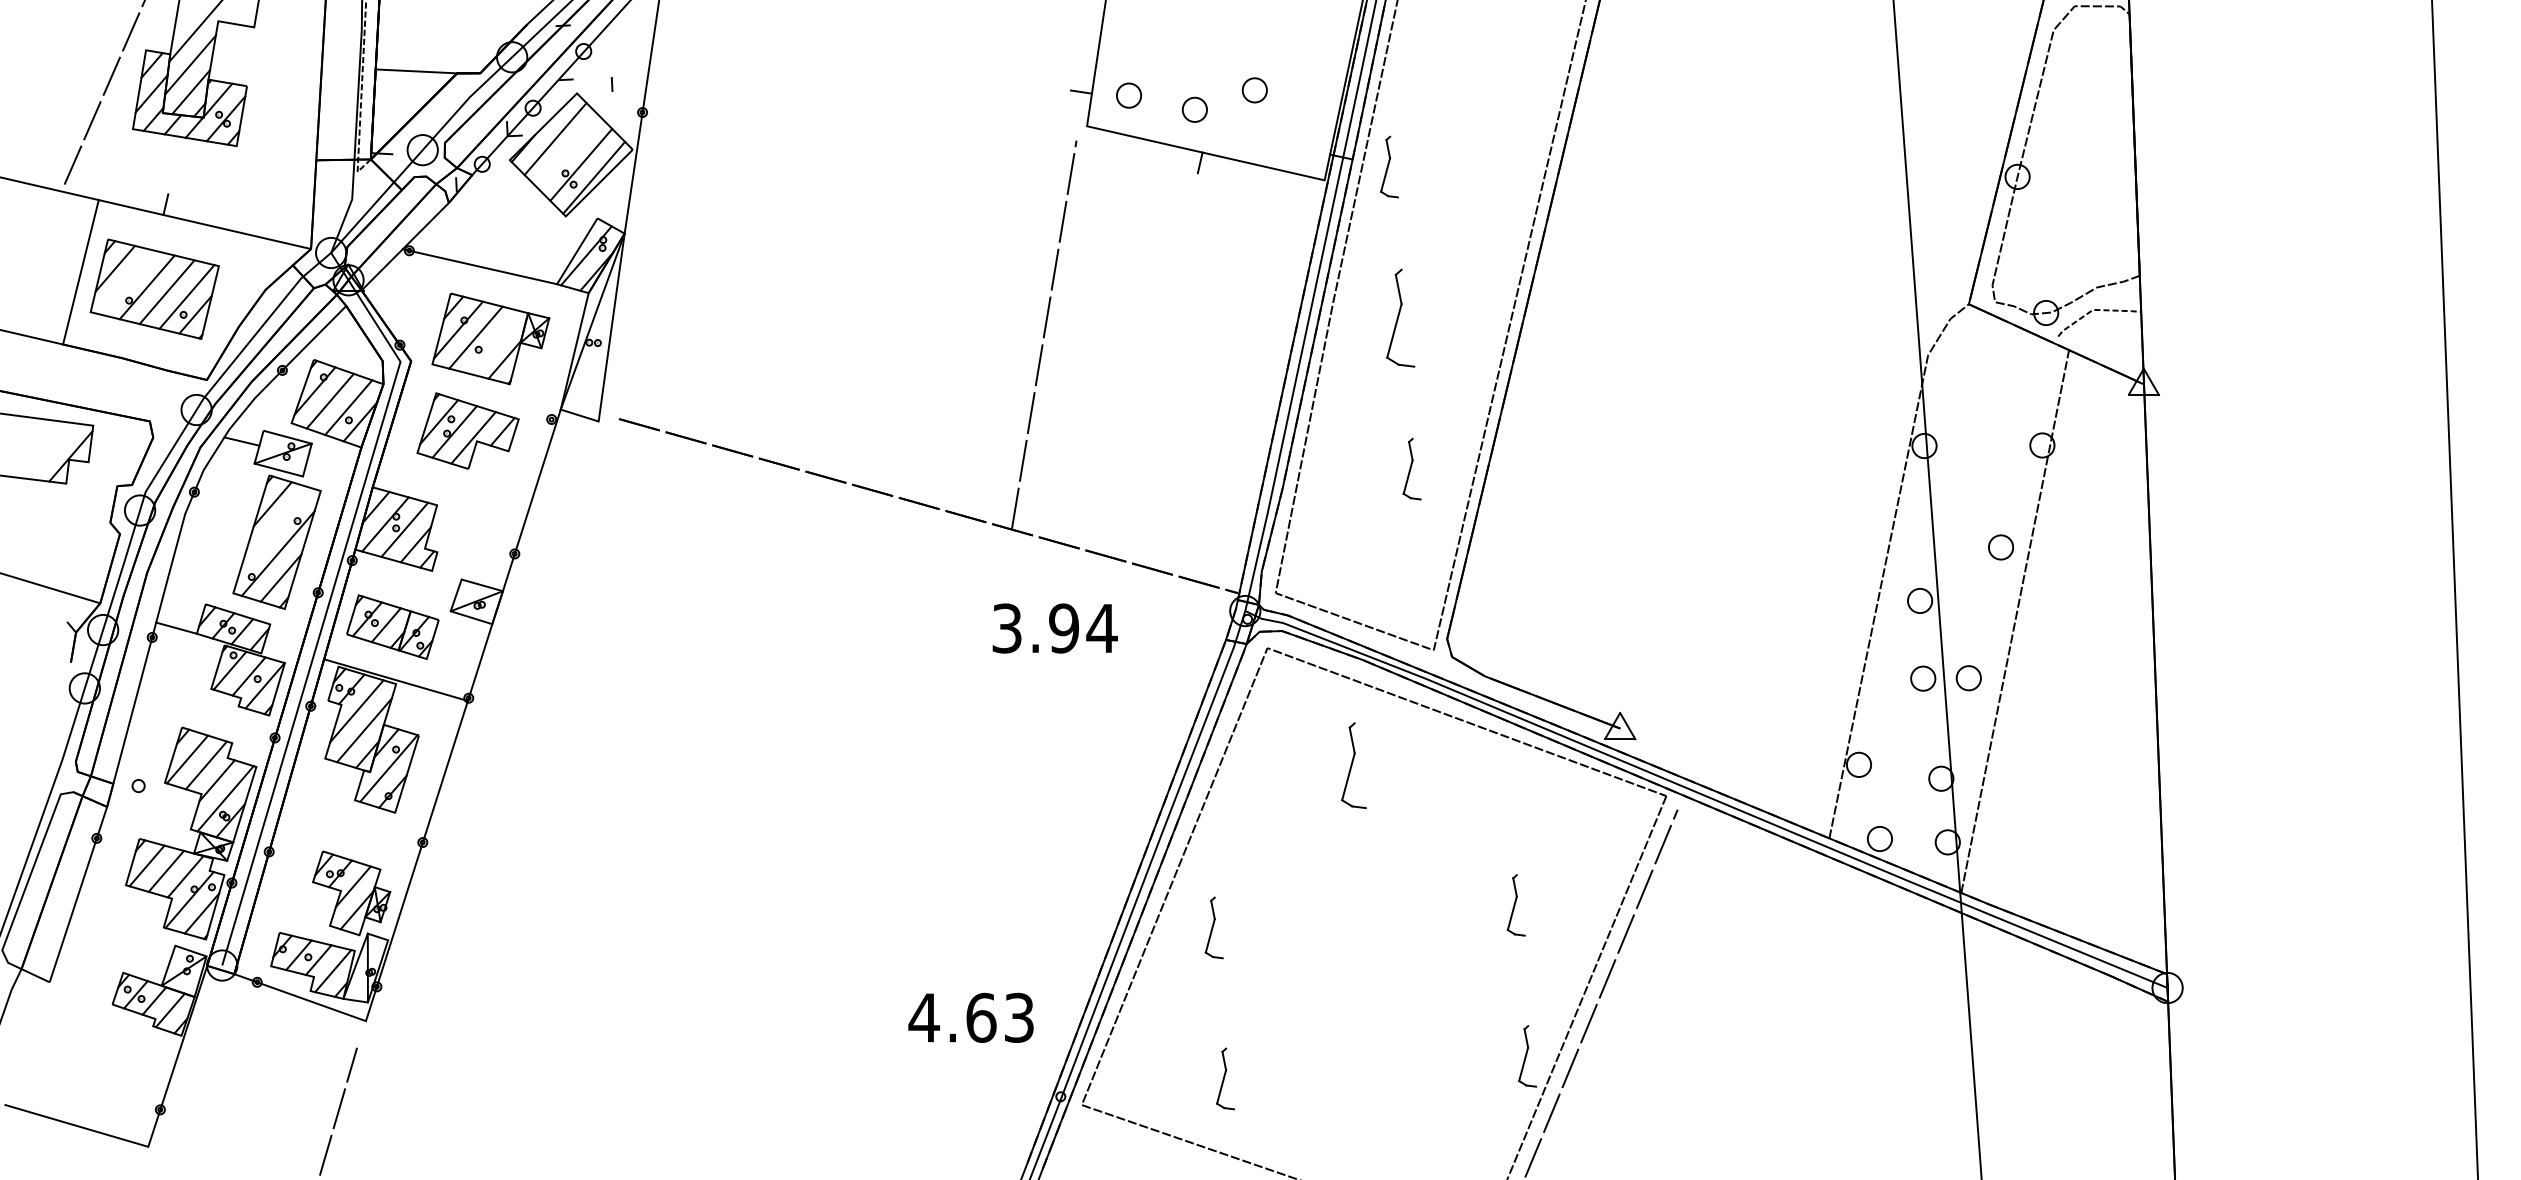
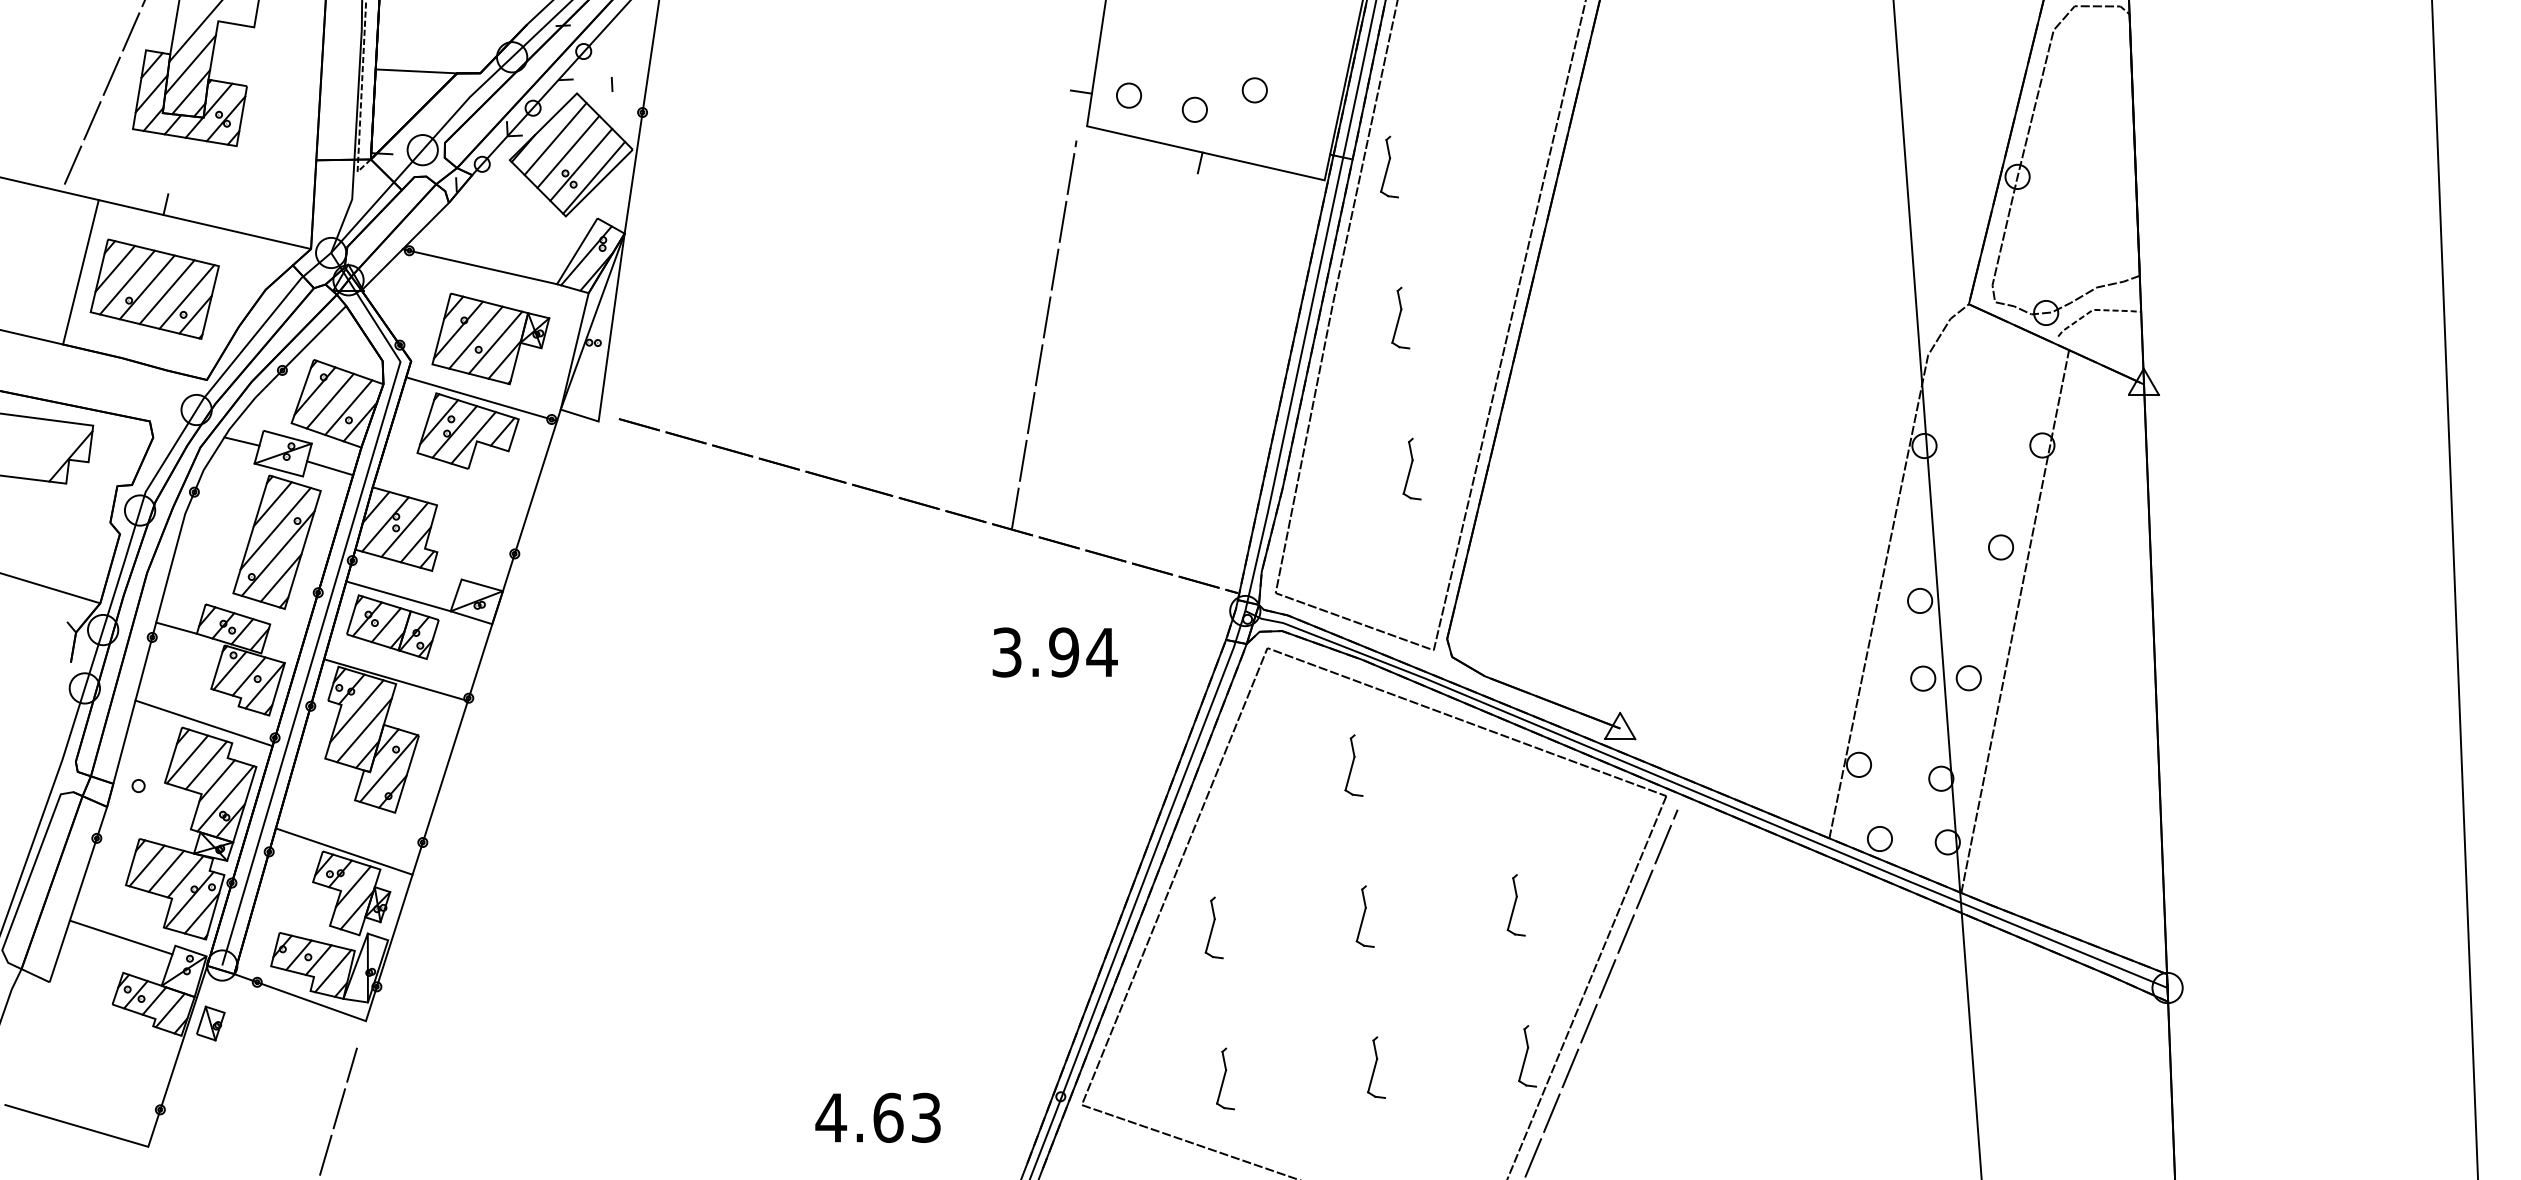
line: none -> present (568, 151)
line: none -> present (127, 282)
part size: 30x100 px -> 20x64 px (1400, 317)
line: none -> present (495, 342)
line: none -> present (481, 399)
line: none -> present (330, 468)
line: none -> present (275, 528)
line: none -> present (398, 596)
text position: (1054, 628) -> (1054, 652) (1054, 652)
line: none -> present (203, 723)
part size: 26x87 px -> 20x63 px (1353, 765)
line: none -> present (343, 851)
part: none -> present (1364, 916)
line: none -> present (120, 937)
text position: (970, 1017) -> (877, 1117) (877, 1117)
part: none -> present (210, 1023)
part: none -> present (1376, 1067)
